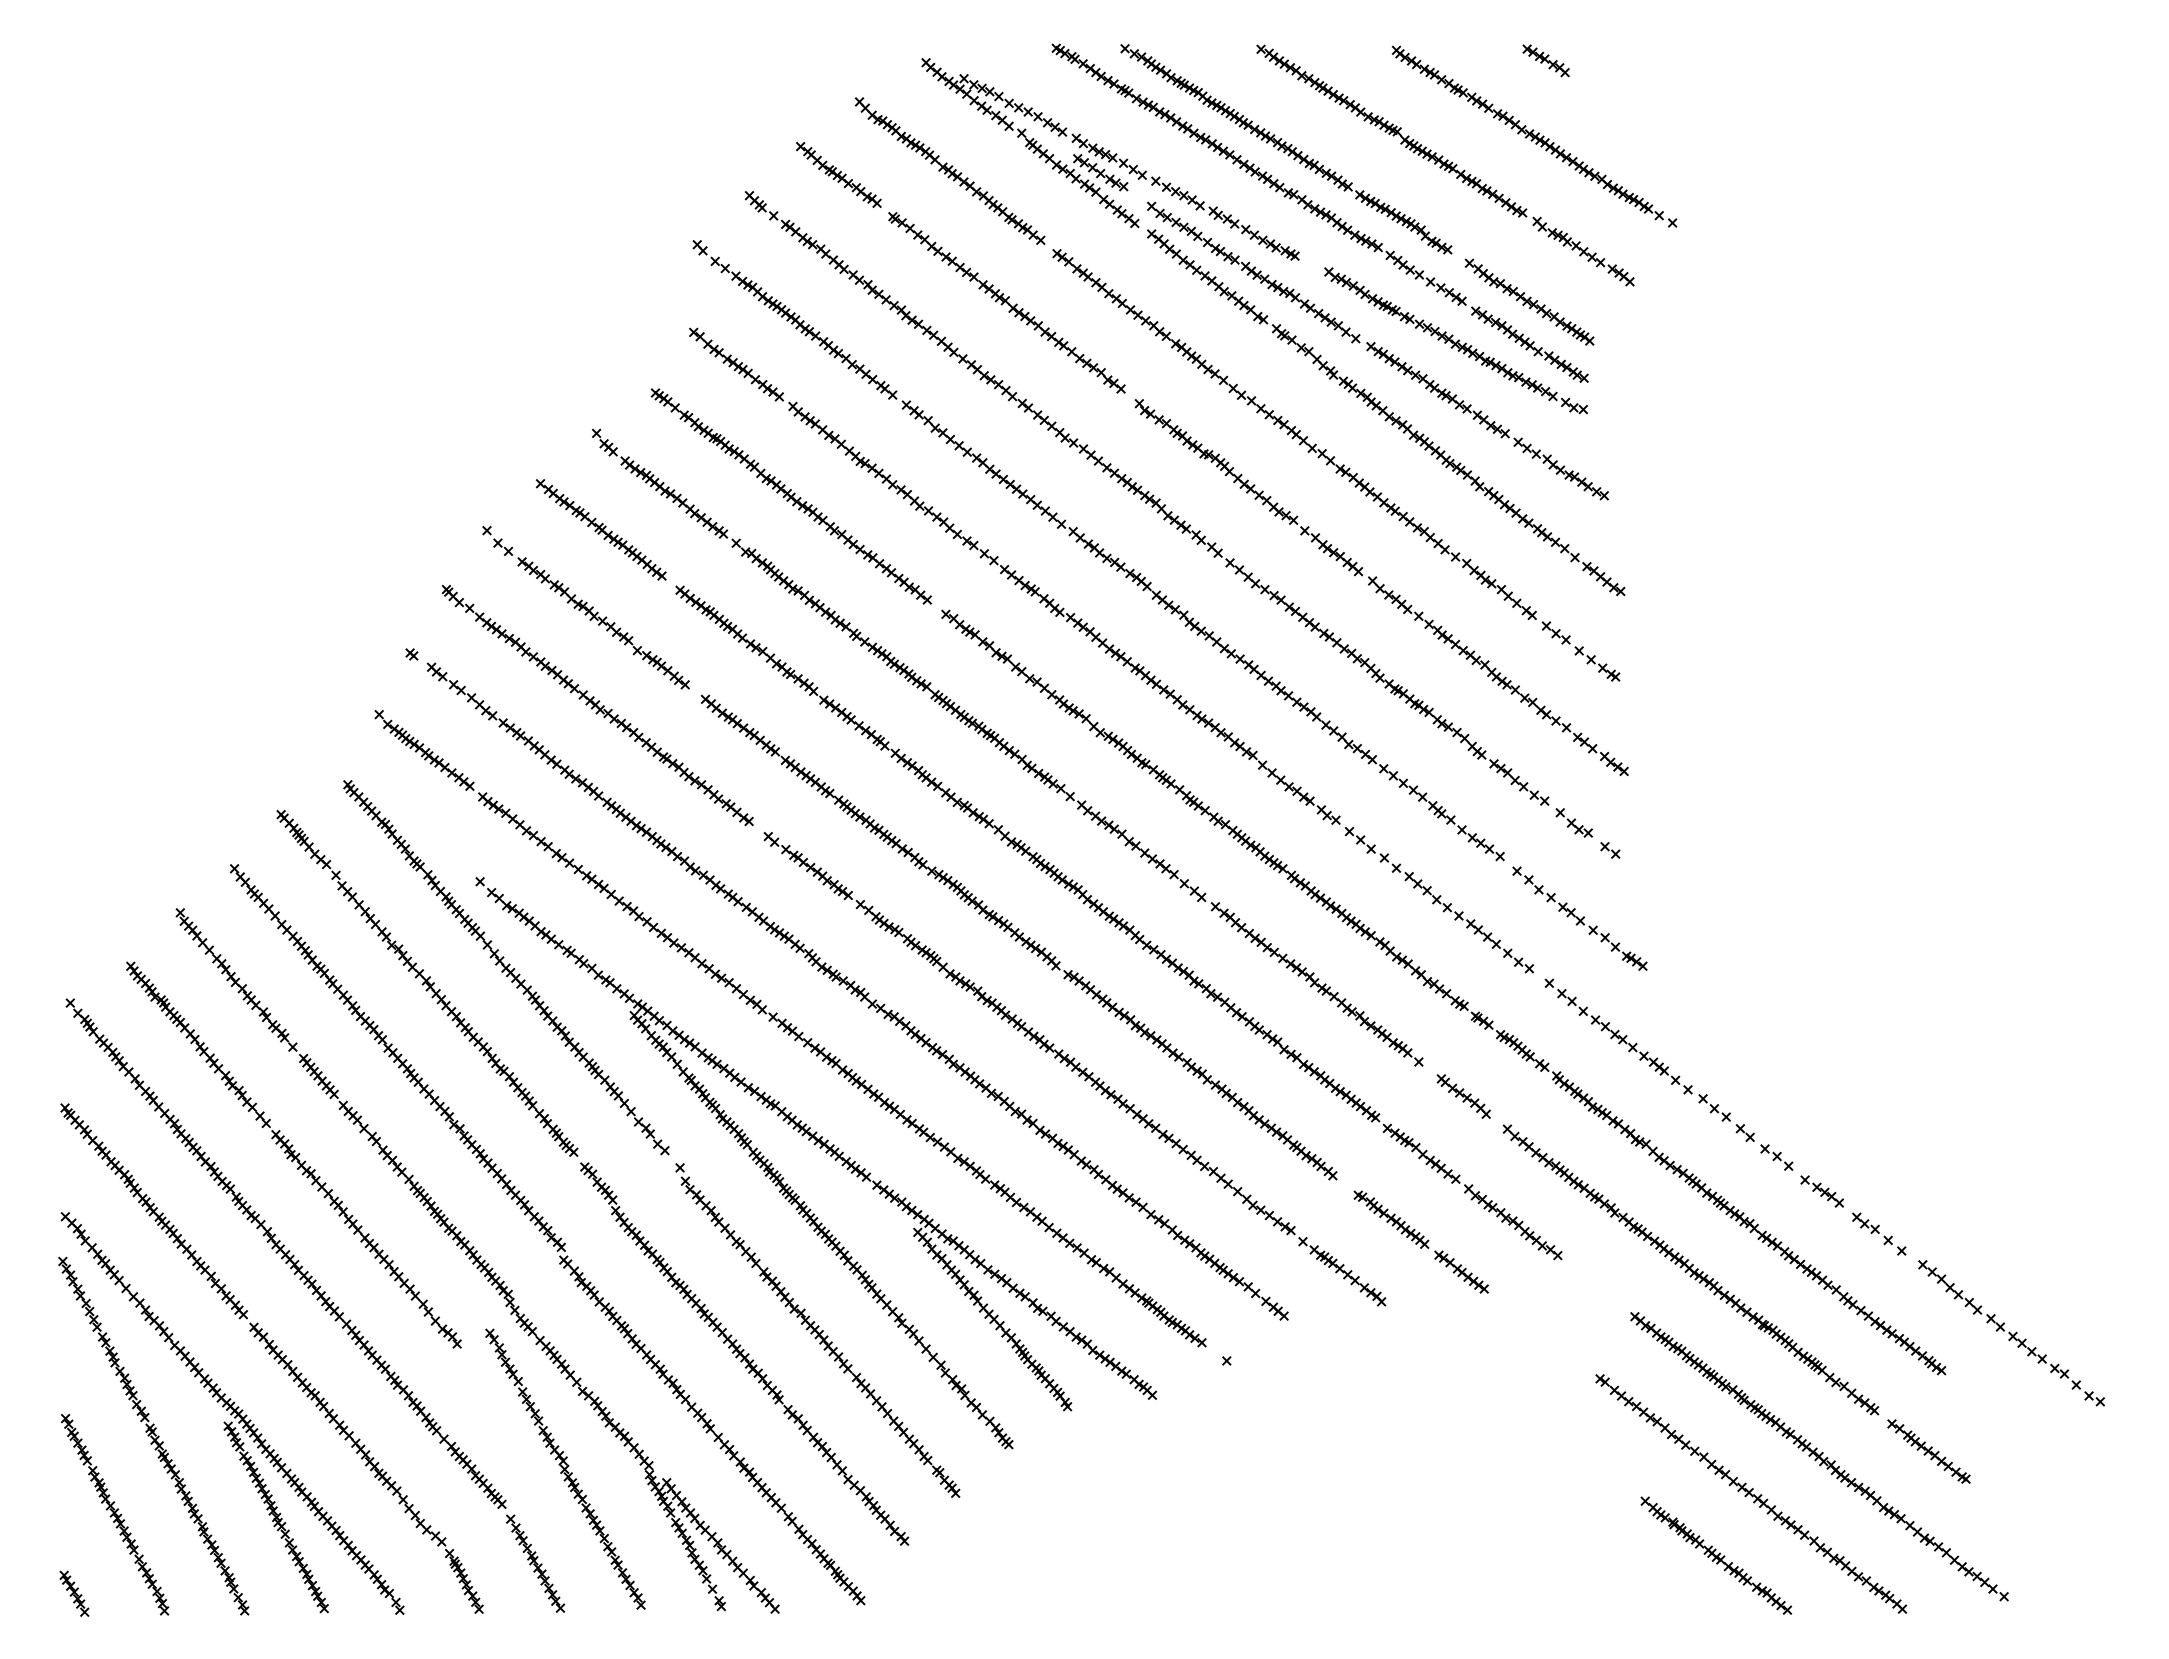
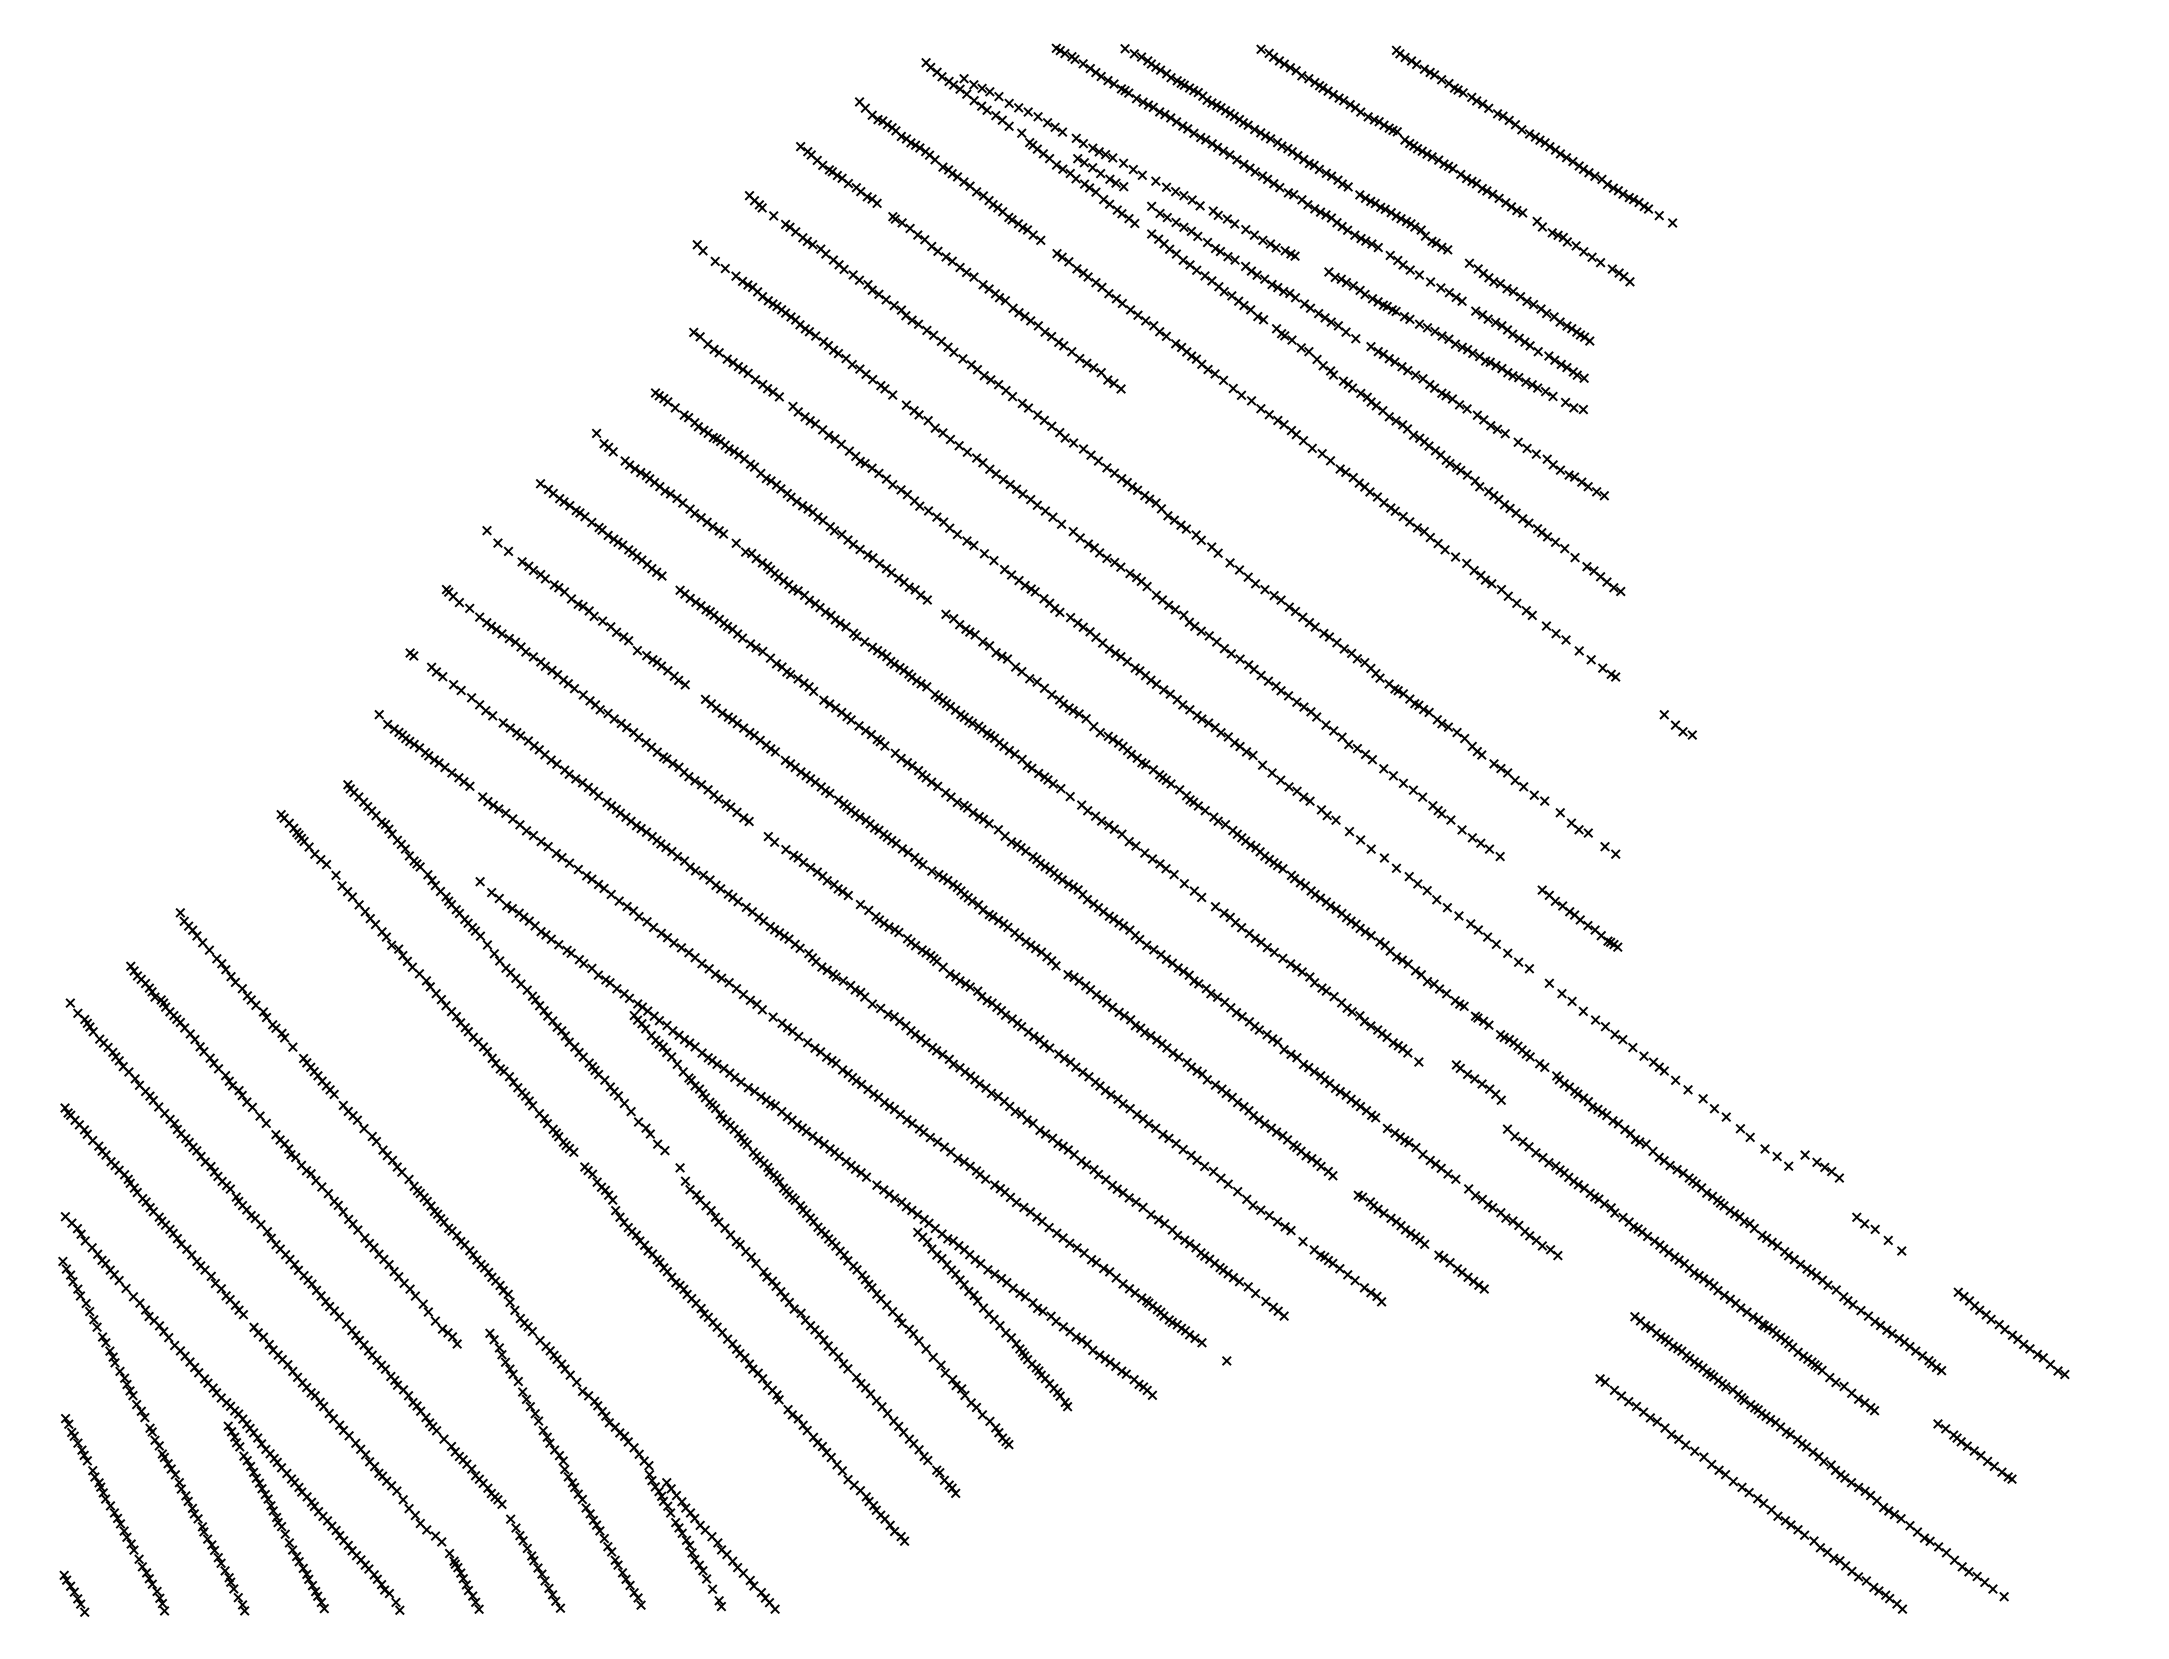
part: present -> none (1545, 60)
part: present -> none (1381, 587)
part: none -> present (1677, 724)
part size: 136x105 px -> 86x67 px (1579, 918)
part position: (1463, 1096) -> (1478, 1082) (1478, 1082)
part position: (1821, 1191) -> (1821, 1166) (1821, 1166)
part: present -> none (547, 1234)
part size: 187x147 px -> 117x93 px (2011, 1333)
part position: (1928, 1451) -> (1974, 1451) (1974, 1451)
part: present -> none (1716, 1555)
